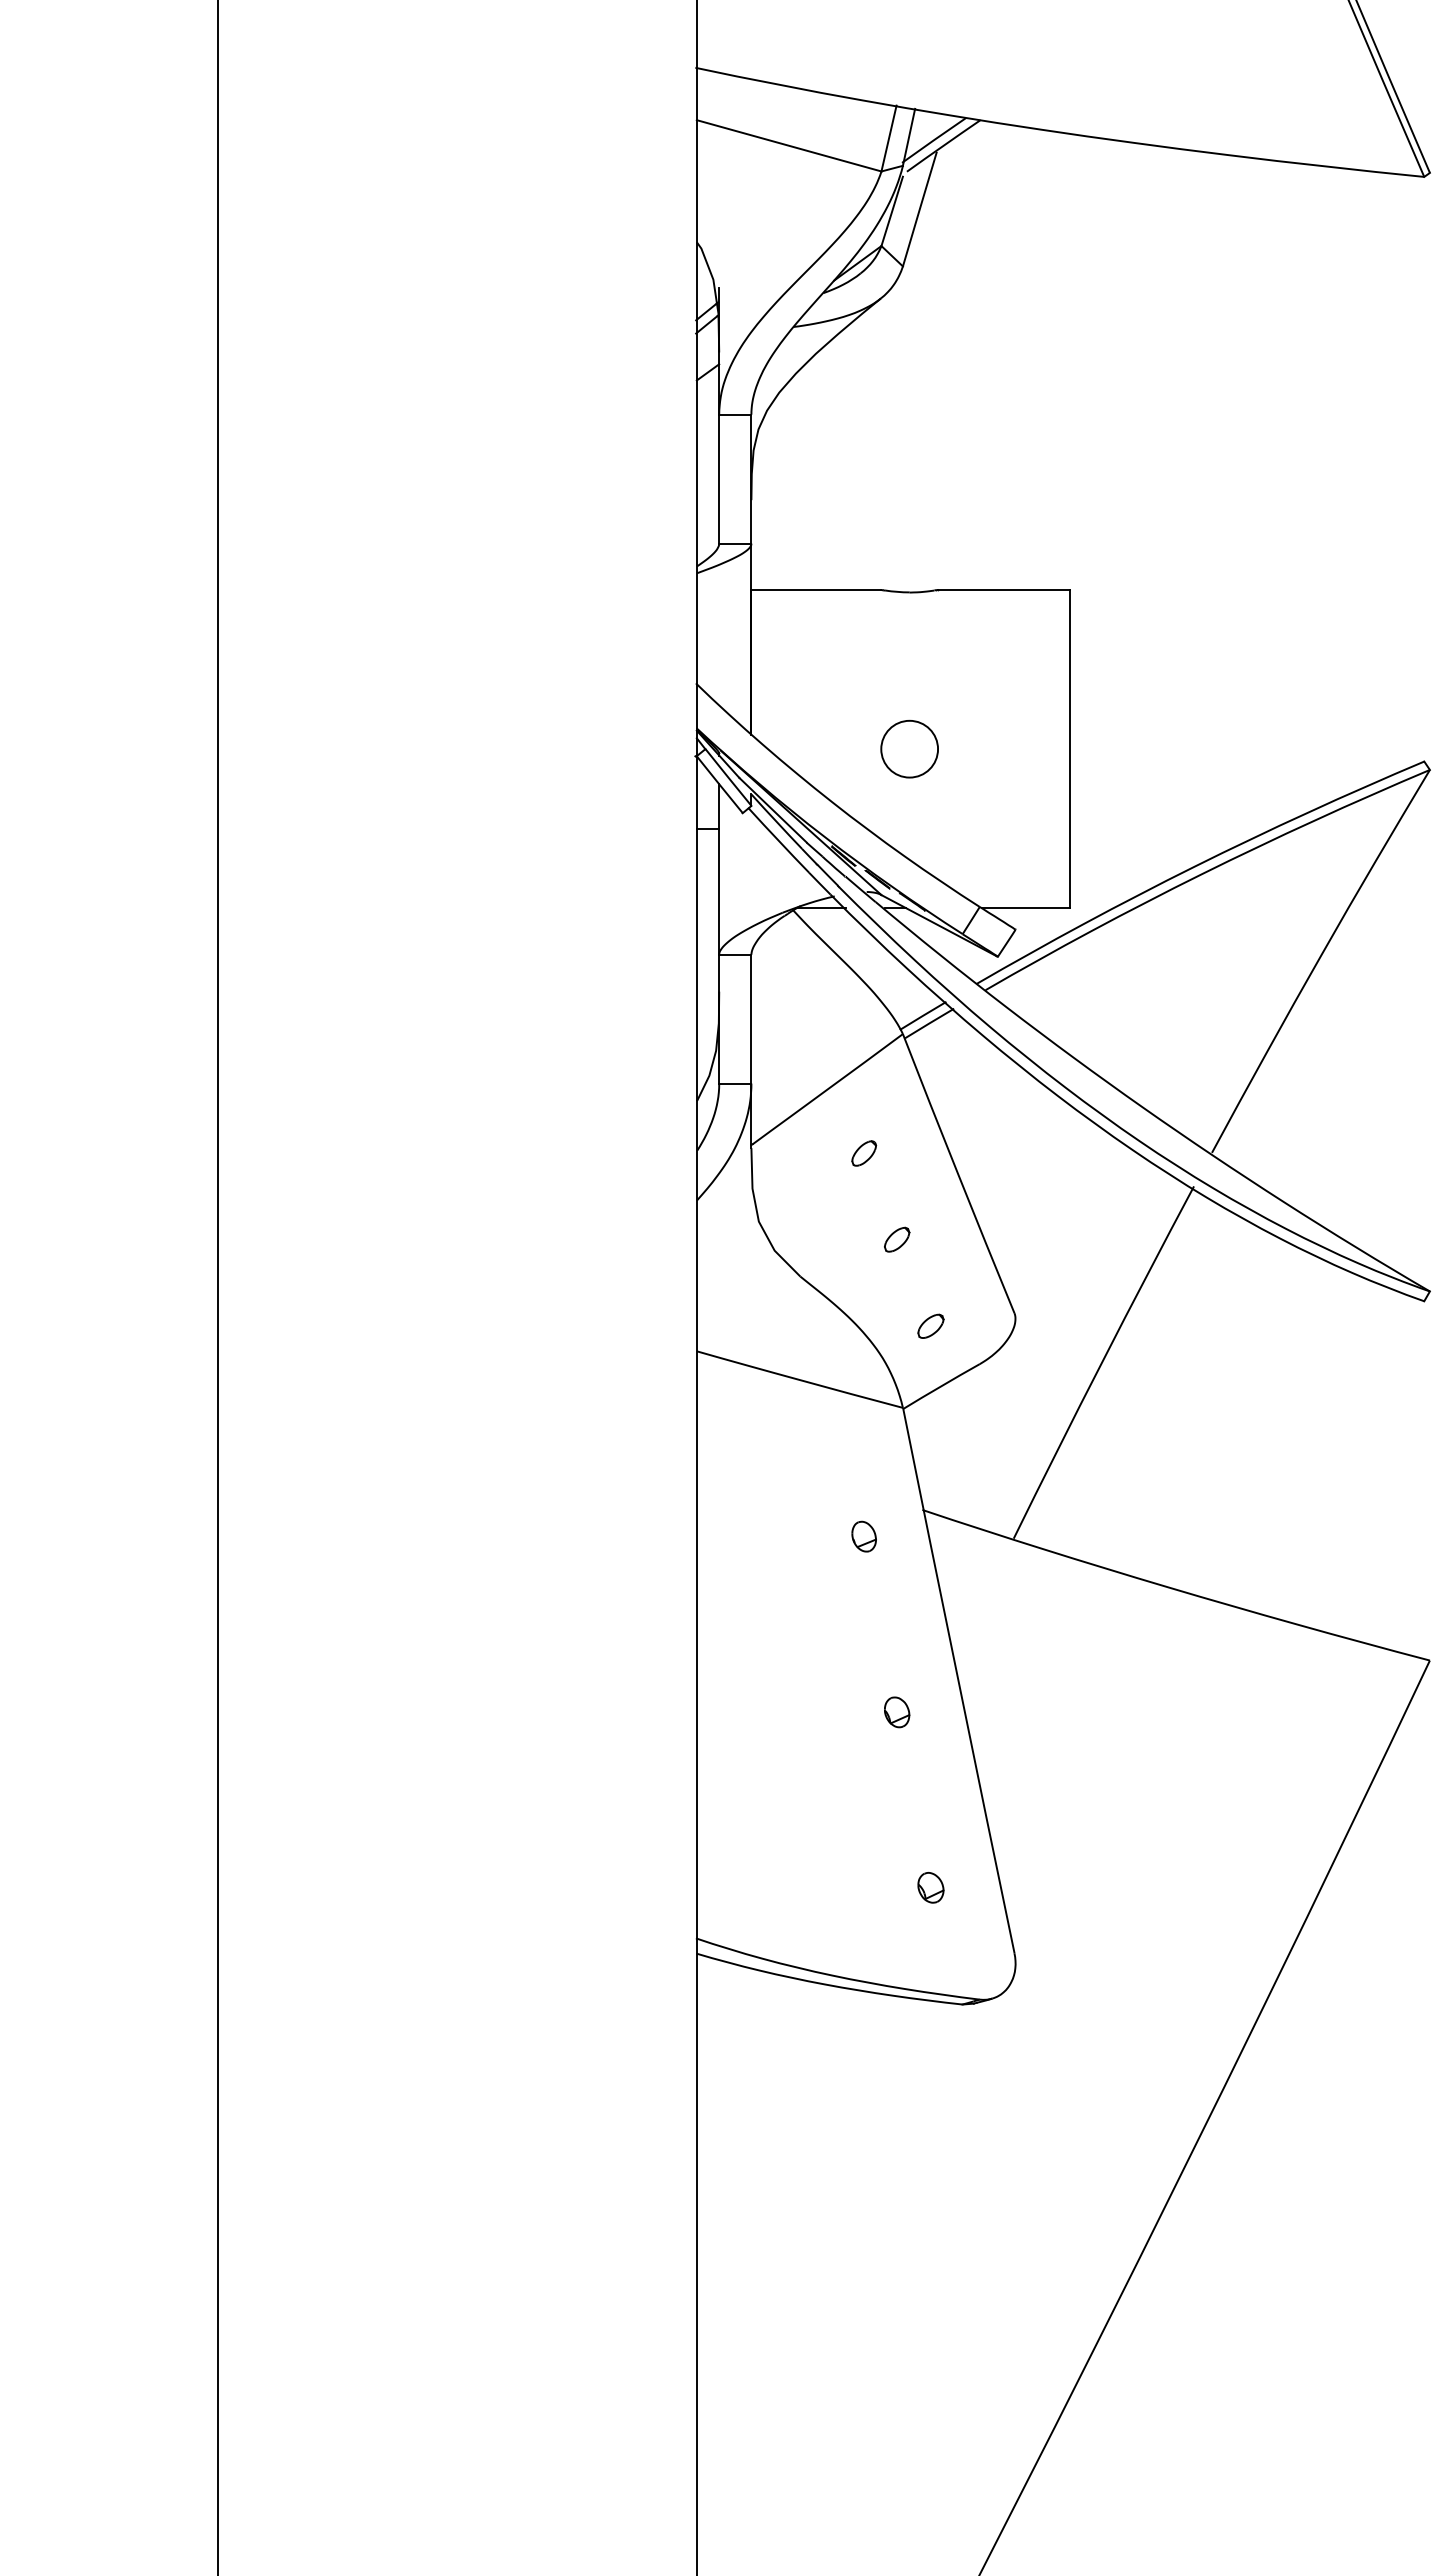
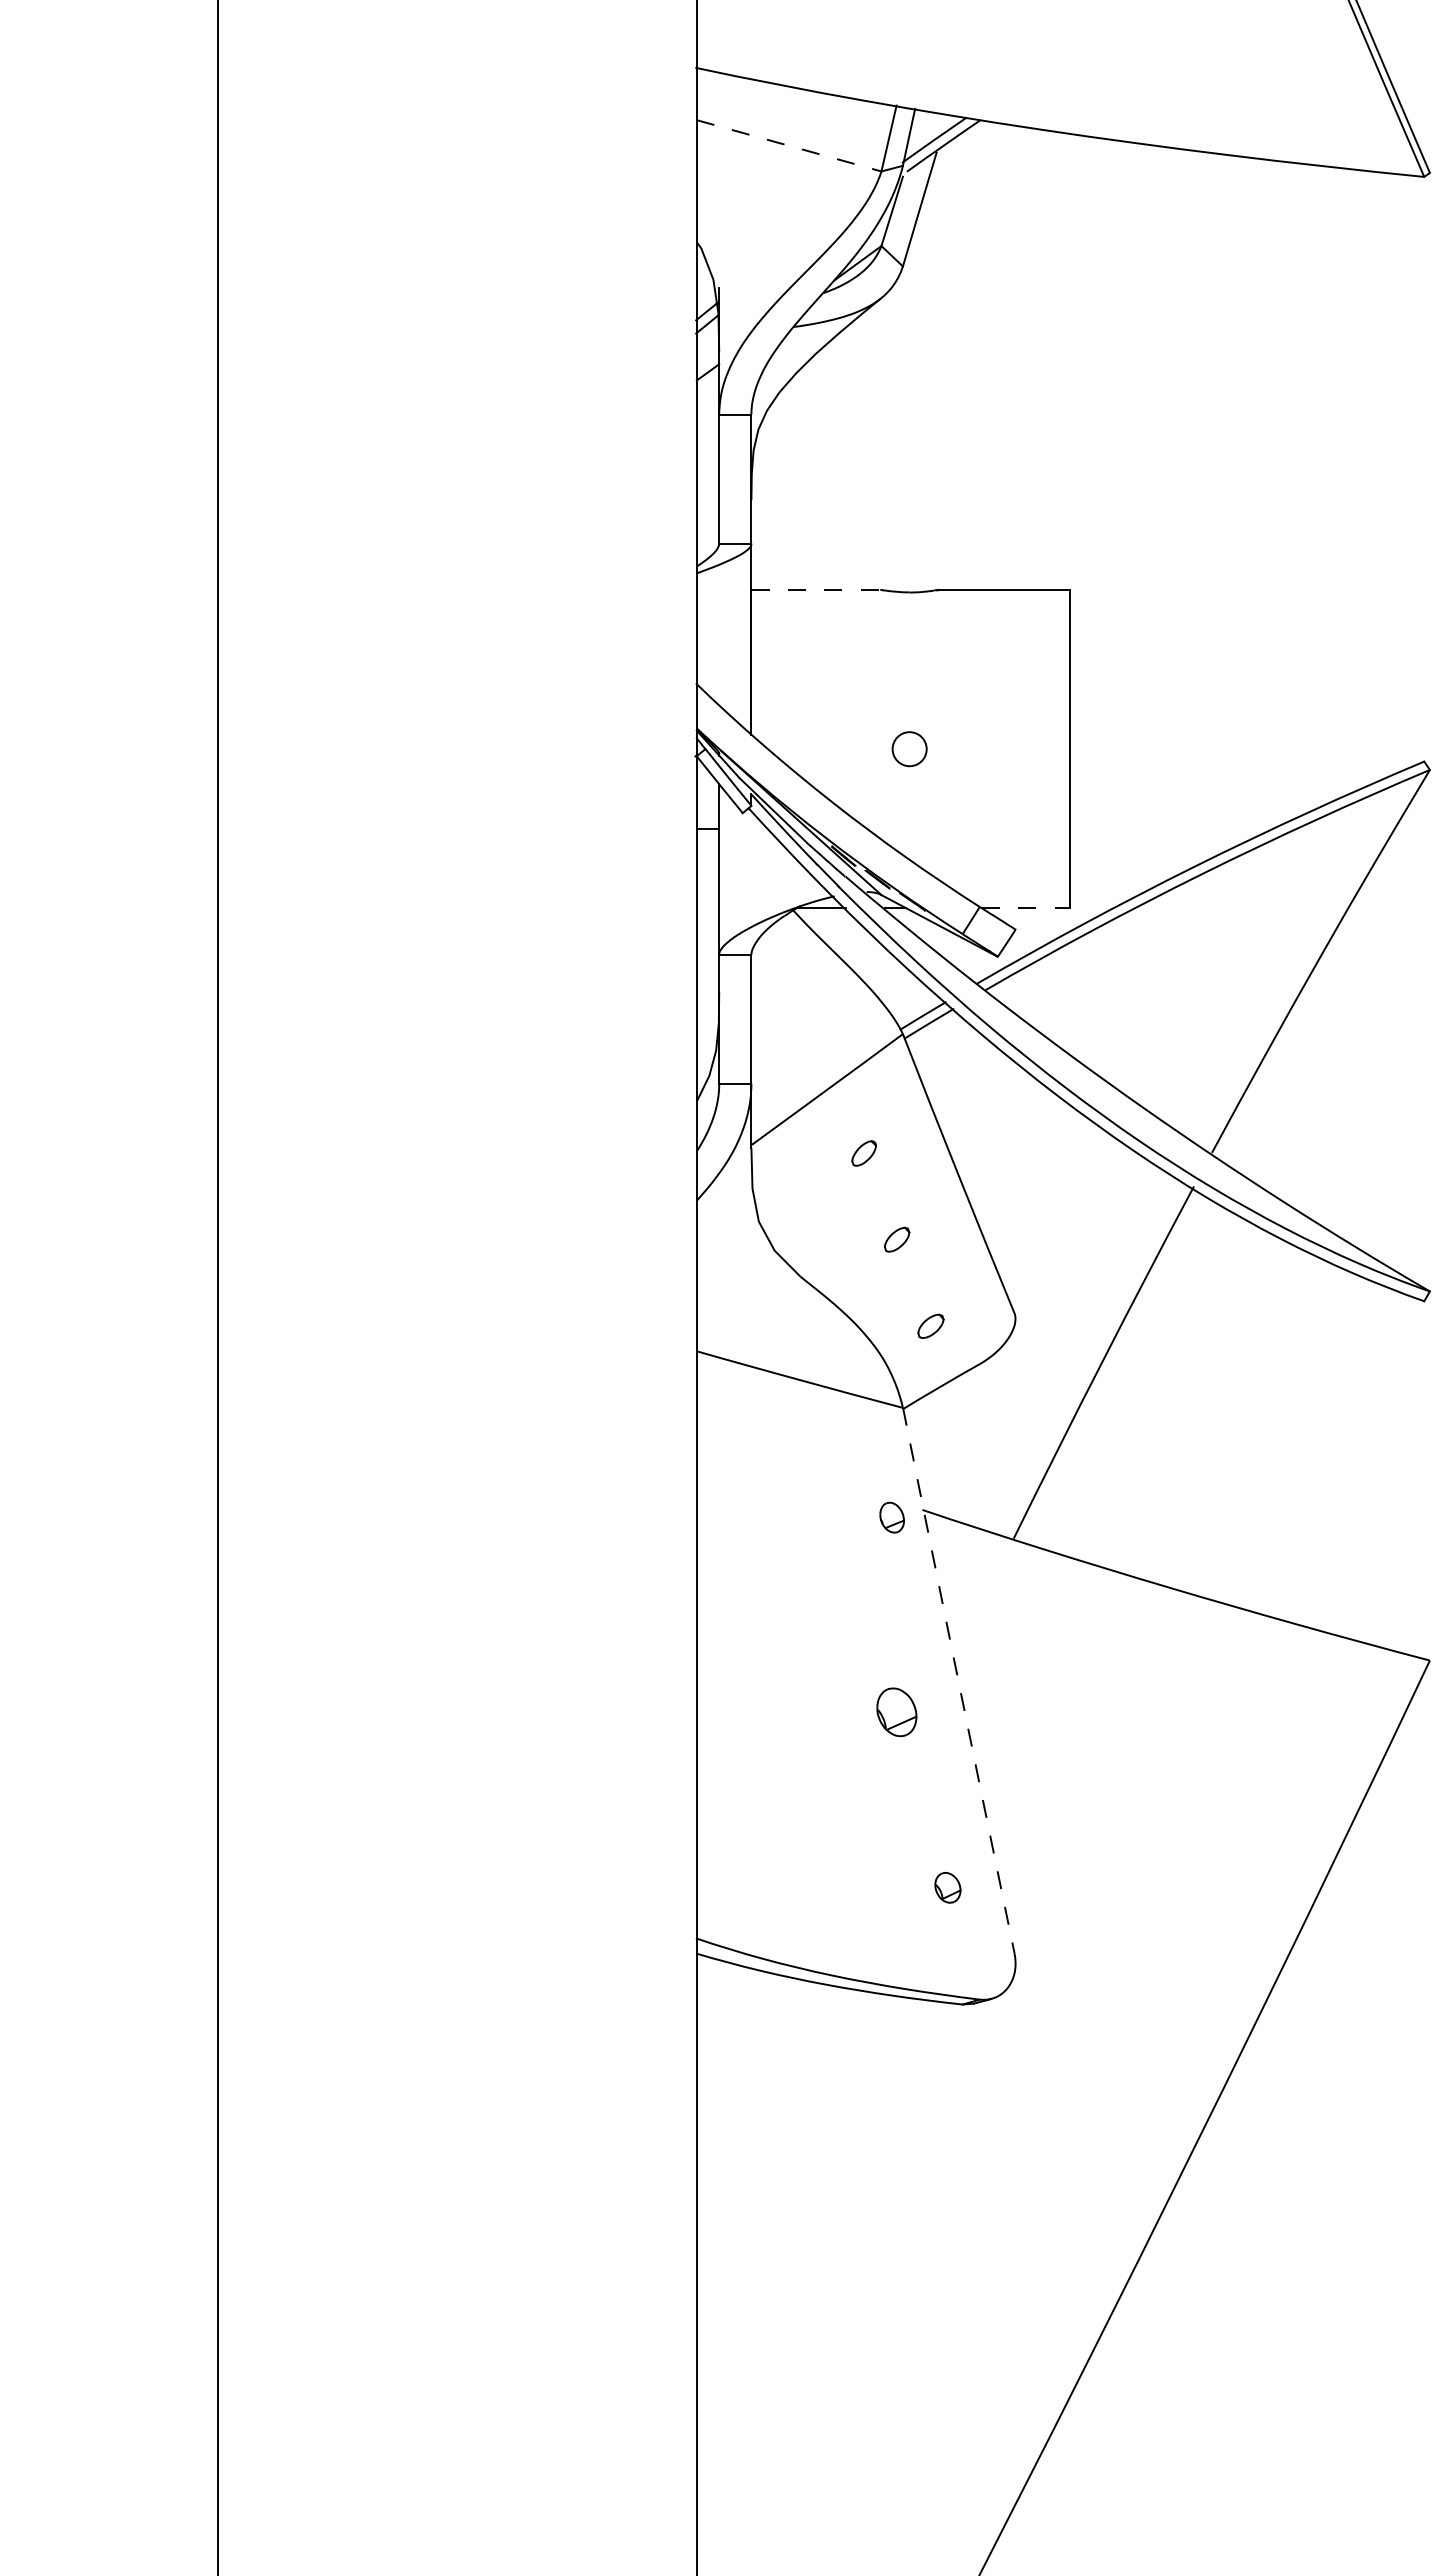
line: solid -> dashed (789, 145)
line: solid -> dashed (816, 590)
circle diameter: 57 px -> 34 px (909, 749)
line: solid -> dashed (1025, 908)
part position: (863, 1536) -> (891, 1517) (891, 1517)
arc: solid -> dashed (958, 1680)
part size: 27x33 px -> 42x51 px (896, 1712)
part position: (930, 1887) -> (947, 1887) (947, 1887)
